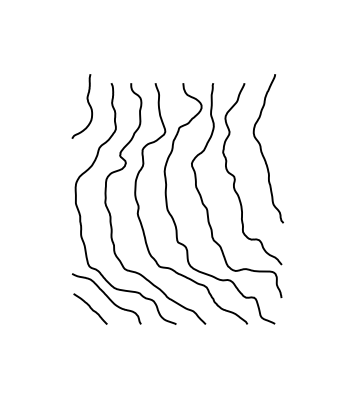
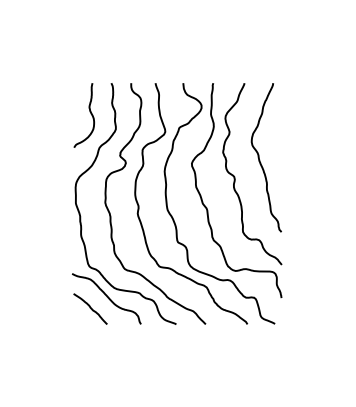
curve position: (87, 103) -> (89, 112) (89, 112)
curve position: (262, 151) -> (260, 160) (260, 160)
